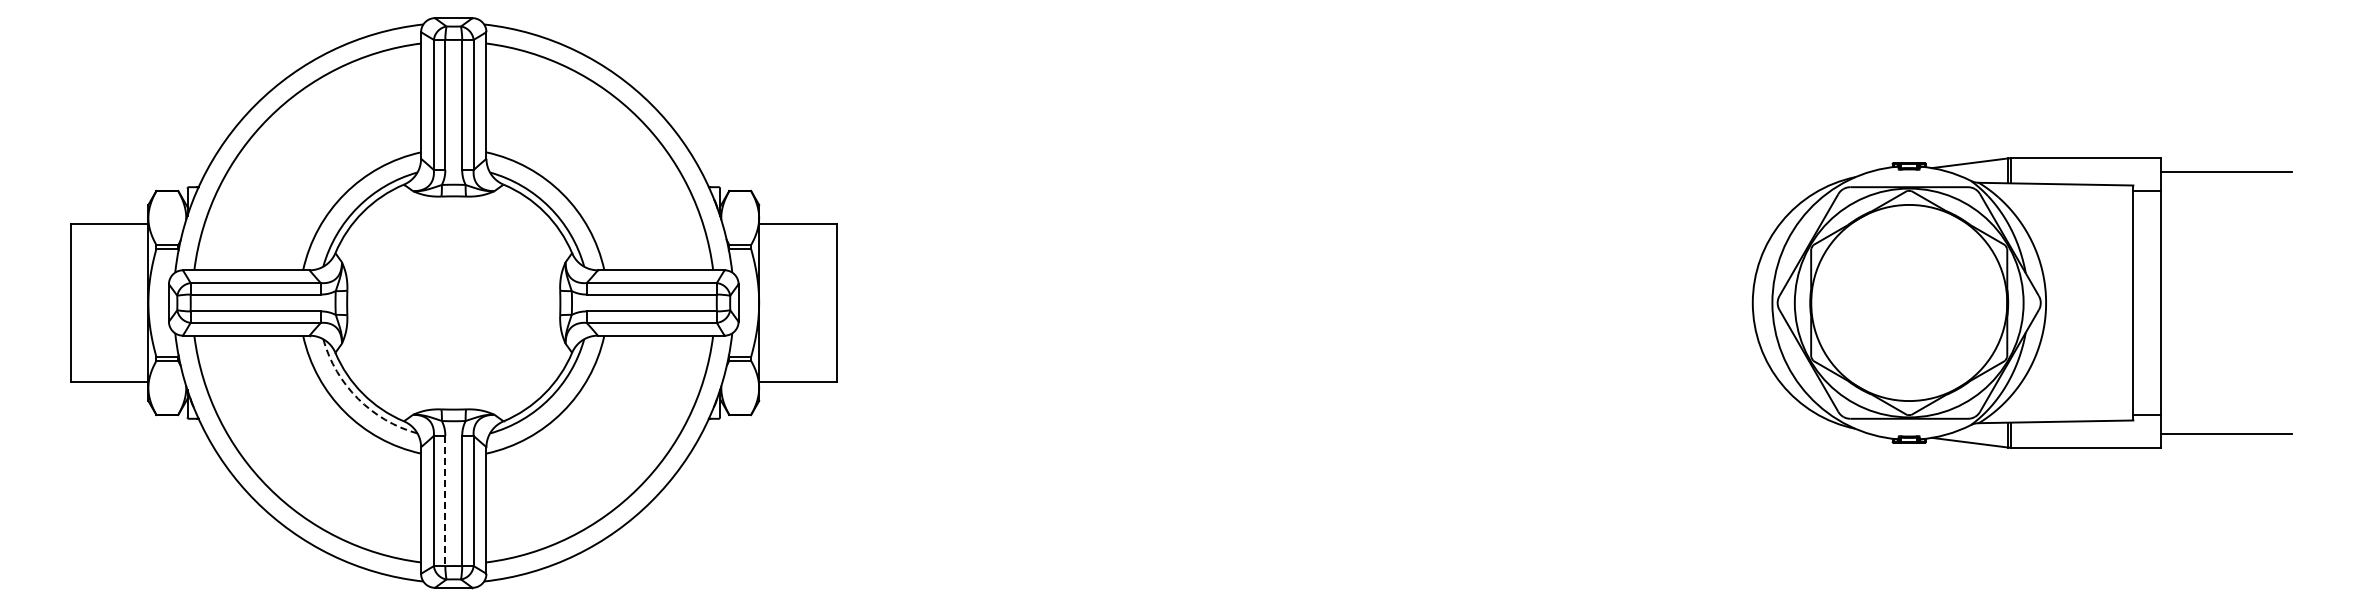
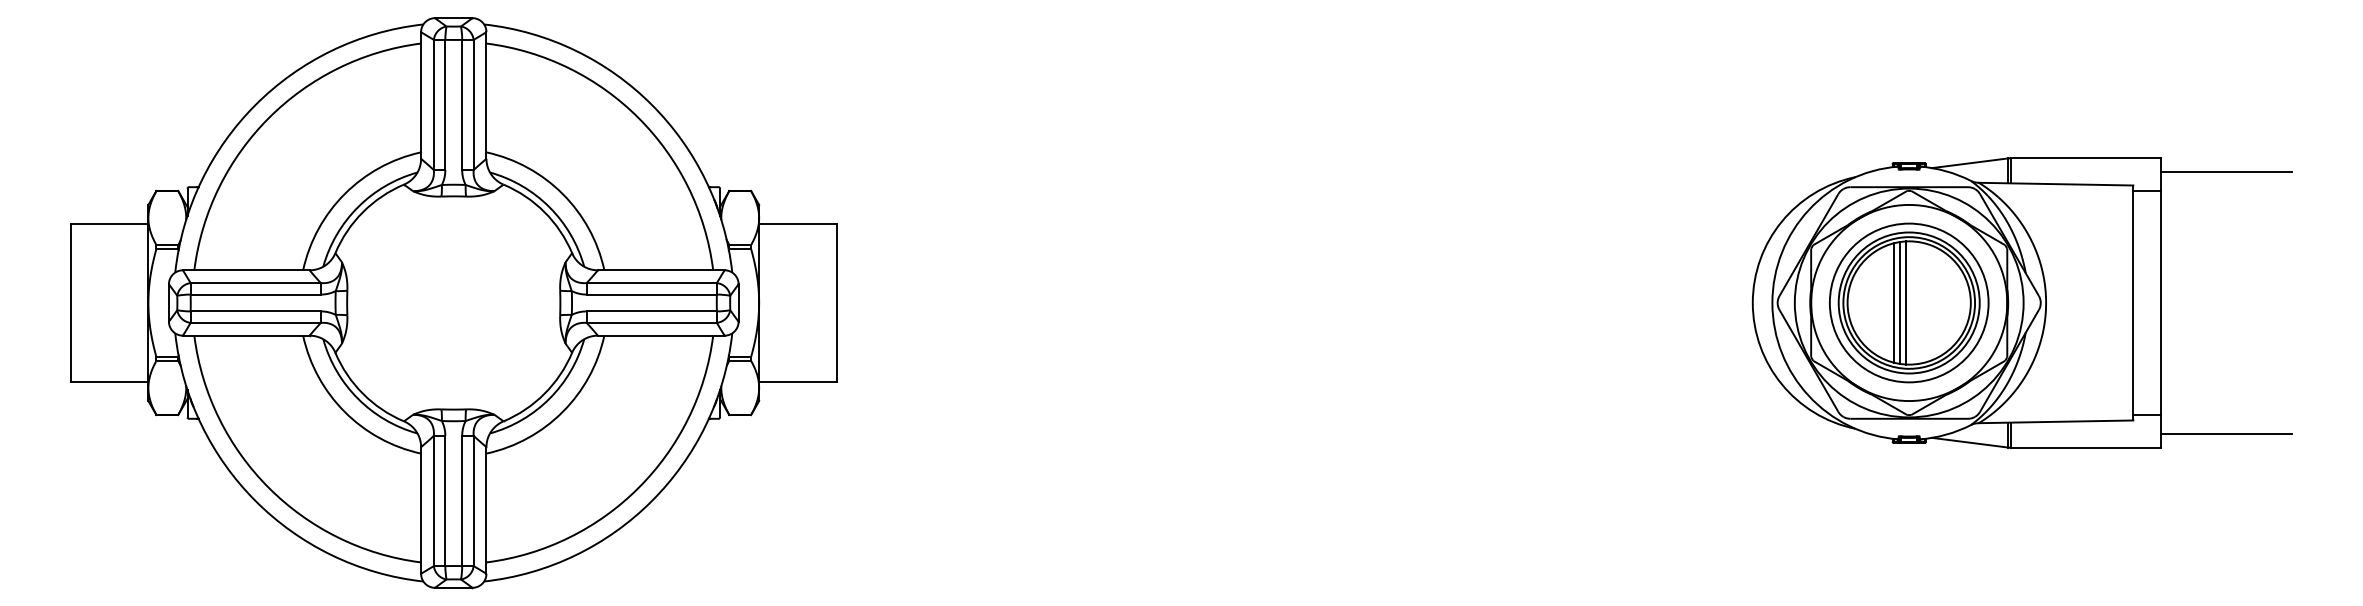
part: none -> present (1909, 302)
arc: dashed -> solid (358, 398)
line: dashed -> solid (445, 501)
